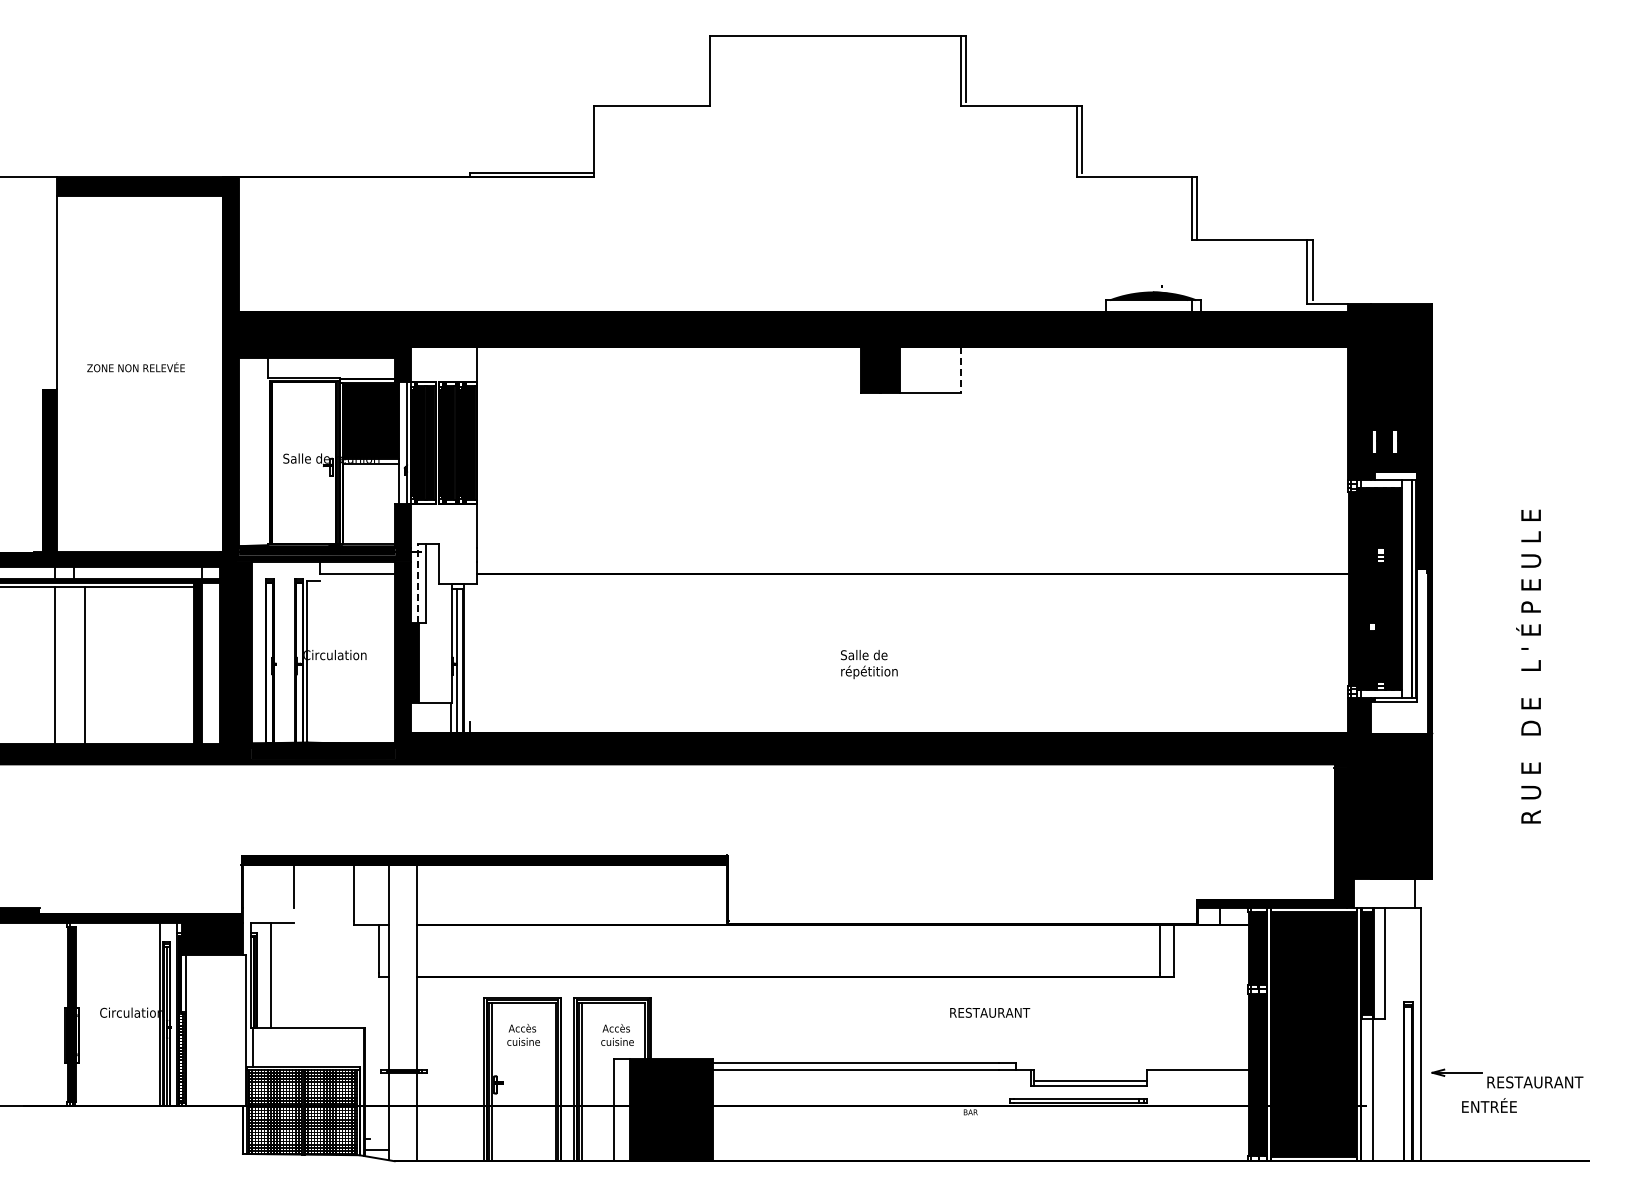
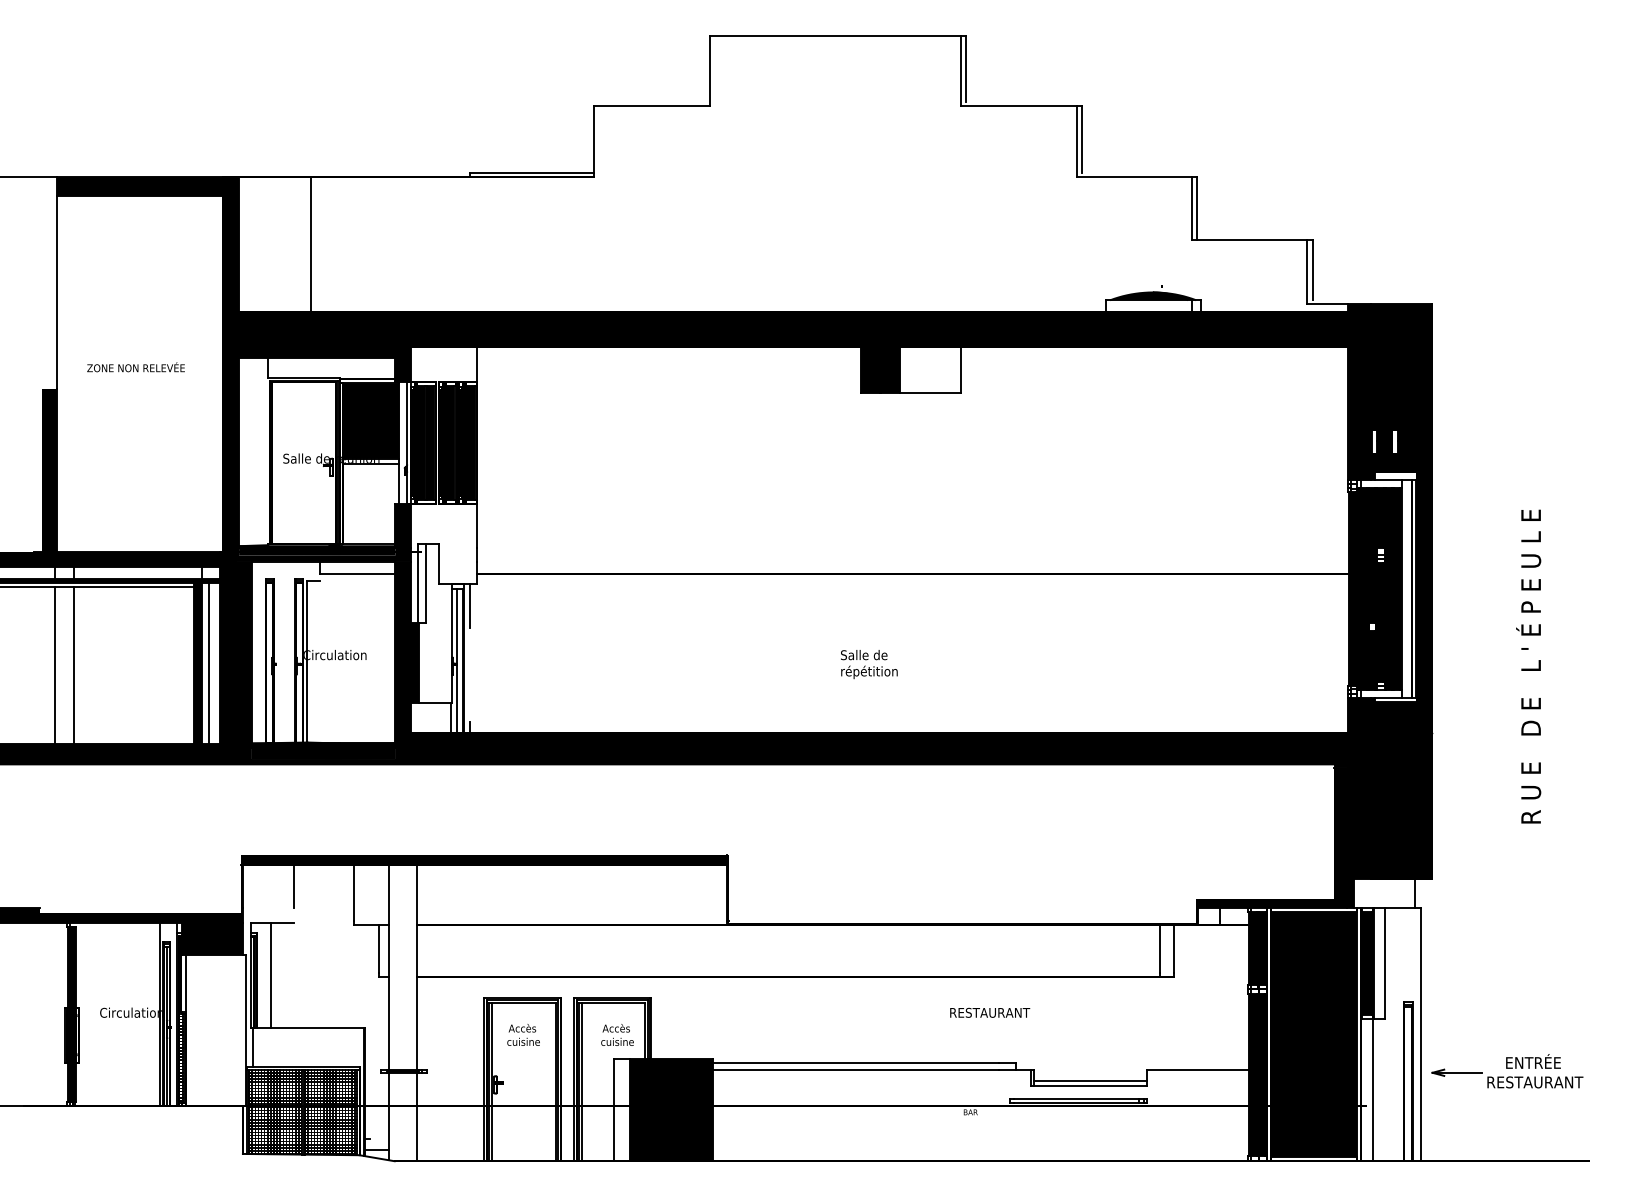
line: none -> present (310, 244)
line: dashed -> solid (960, 370)
line: dashed -> solid (418, 583)
line: none -> present (470, 605)
hatch: none -> present (1399, 651)
line: none -> present (209, 663)
line position: (85, 665) -> (74, 665) (74, 665)
text position: (1489, 1105) -> (1533, 1061) (1533, 1061)
